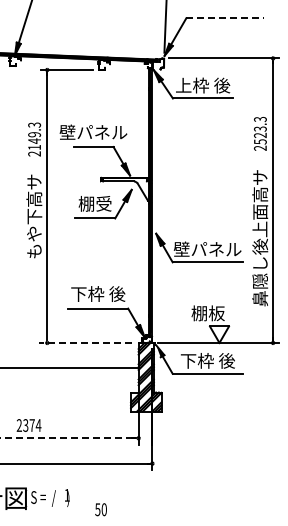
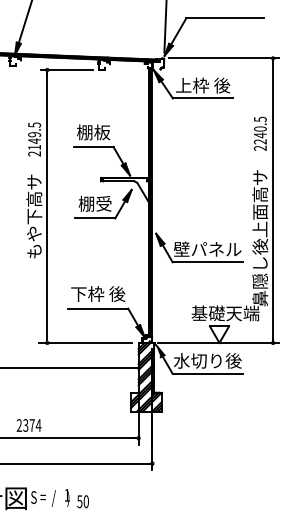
line: dashed -> solid (225, 18)
text: 2149.3 -> 2149.5 (34, 124)
text: 2523.3 -> 2240.5 (259, 130)
text: 壁パネル -> 棚板 (93, 132)
text: 棚板 -> 基礎天端 (225, 313)
line: dashed -> solid (85, 342)
text: 下枠 後 -> 水切り後 (207, 360)
line: dashed -> solid (68, 438)
text position: (100, 509) -> (82, 501) (82, 501)
